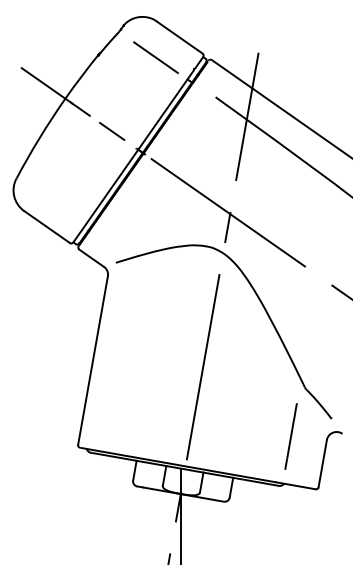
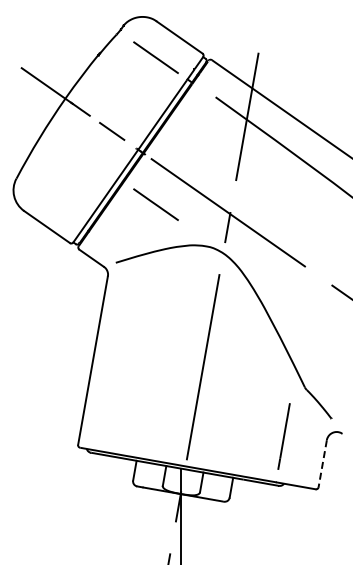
line: none -> present (155, 204)
line position: (290, 436) -> (283, 436) (283, 436)
line: solid -> dashed (322, 463)
